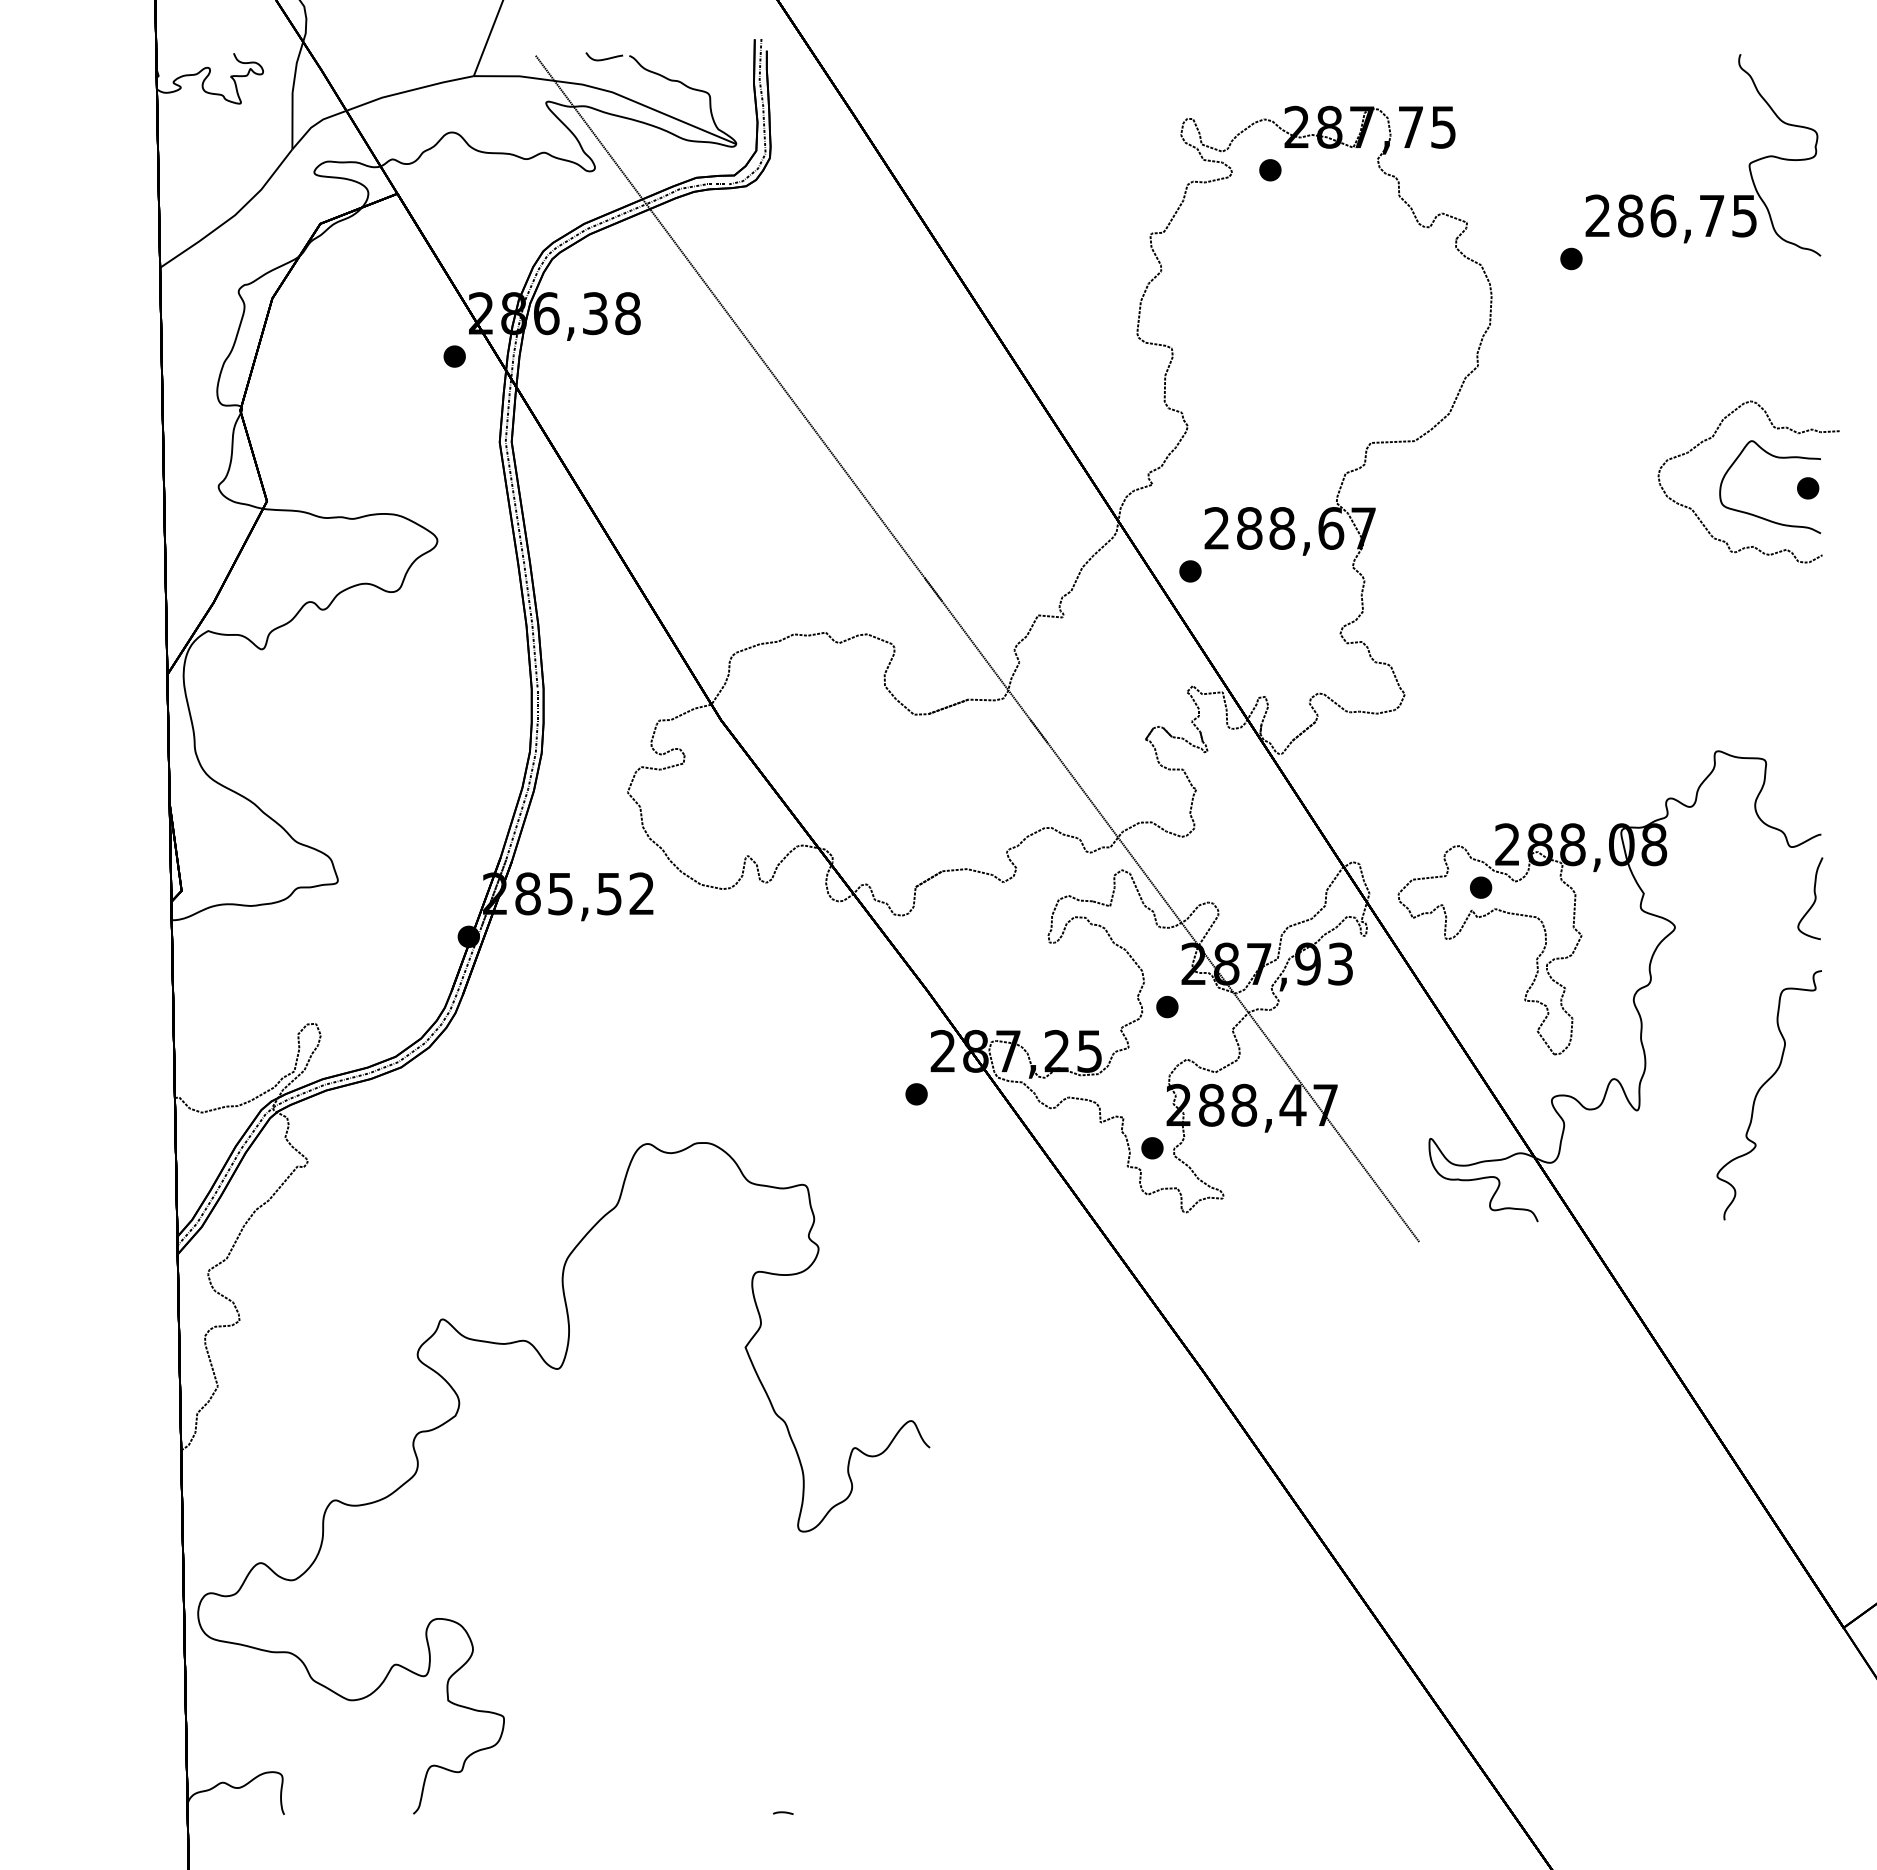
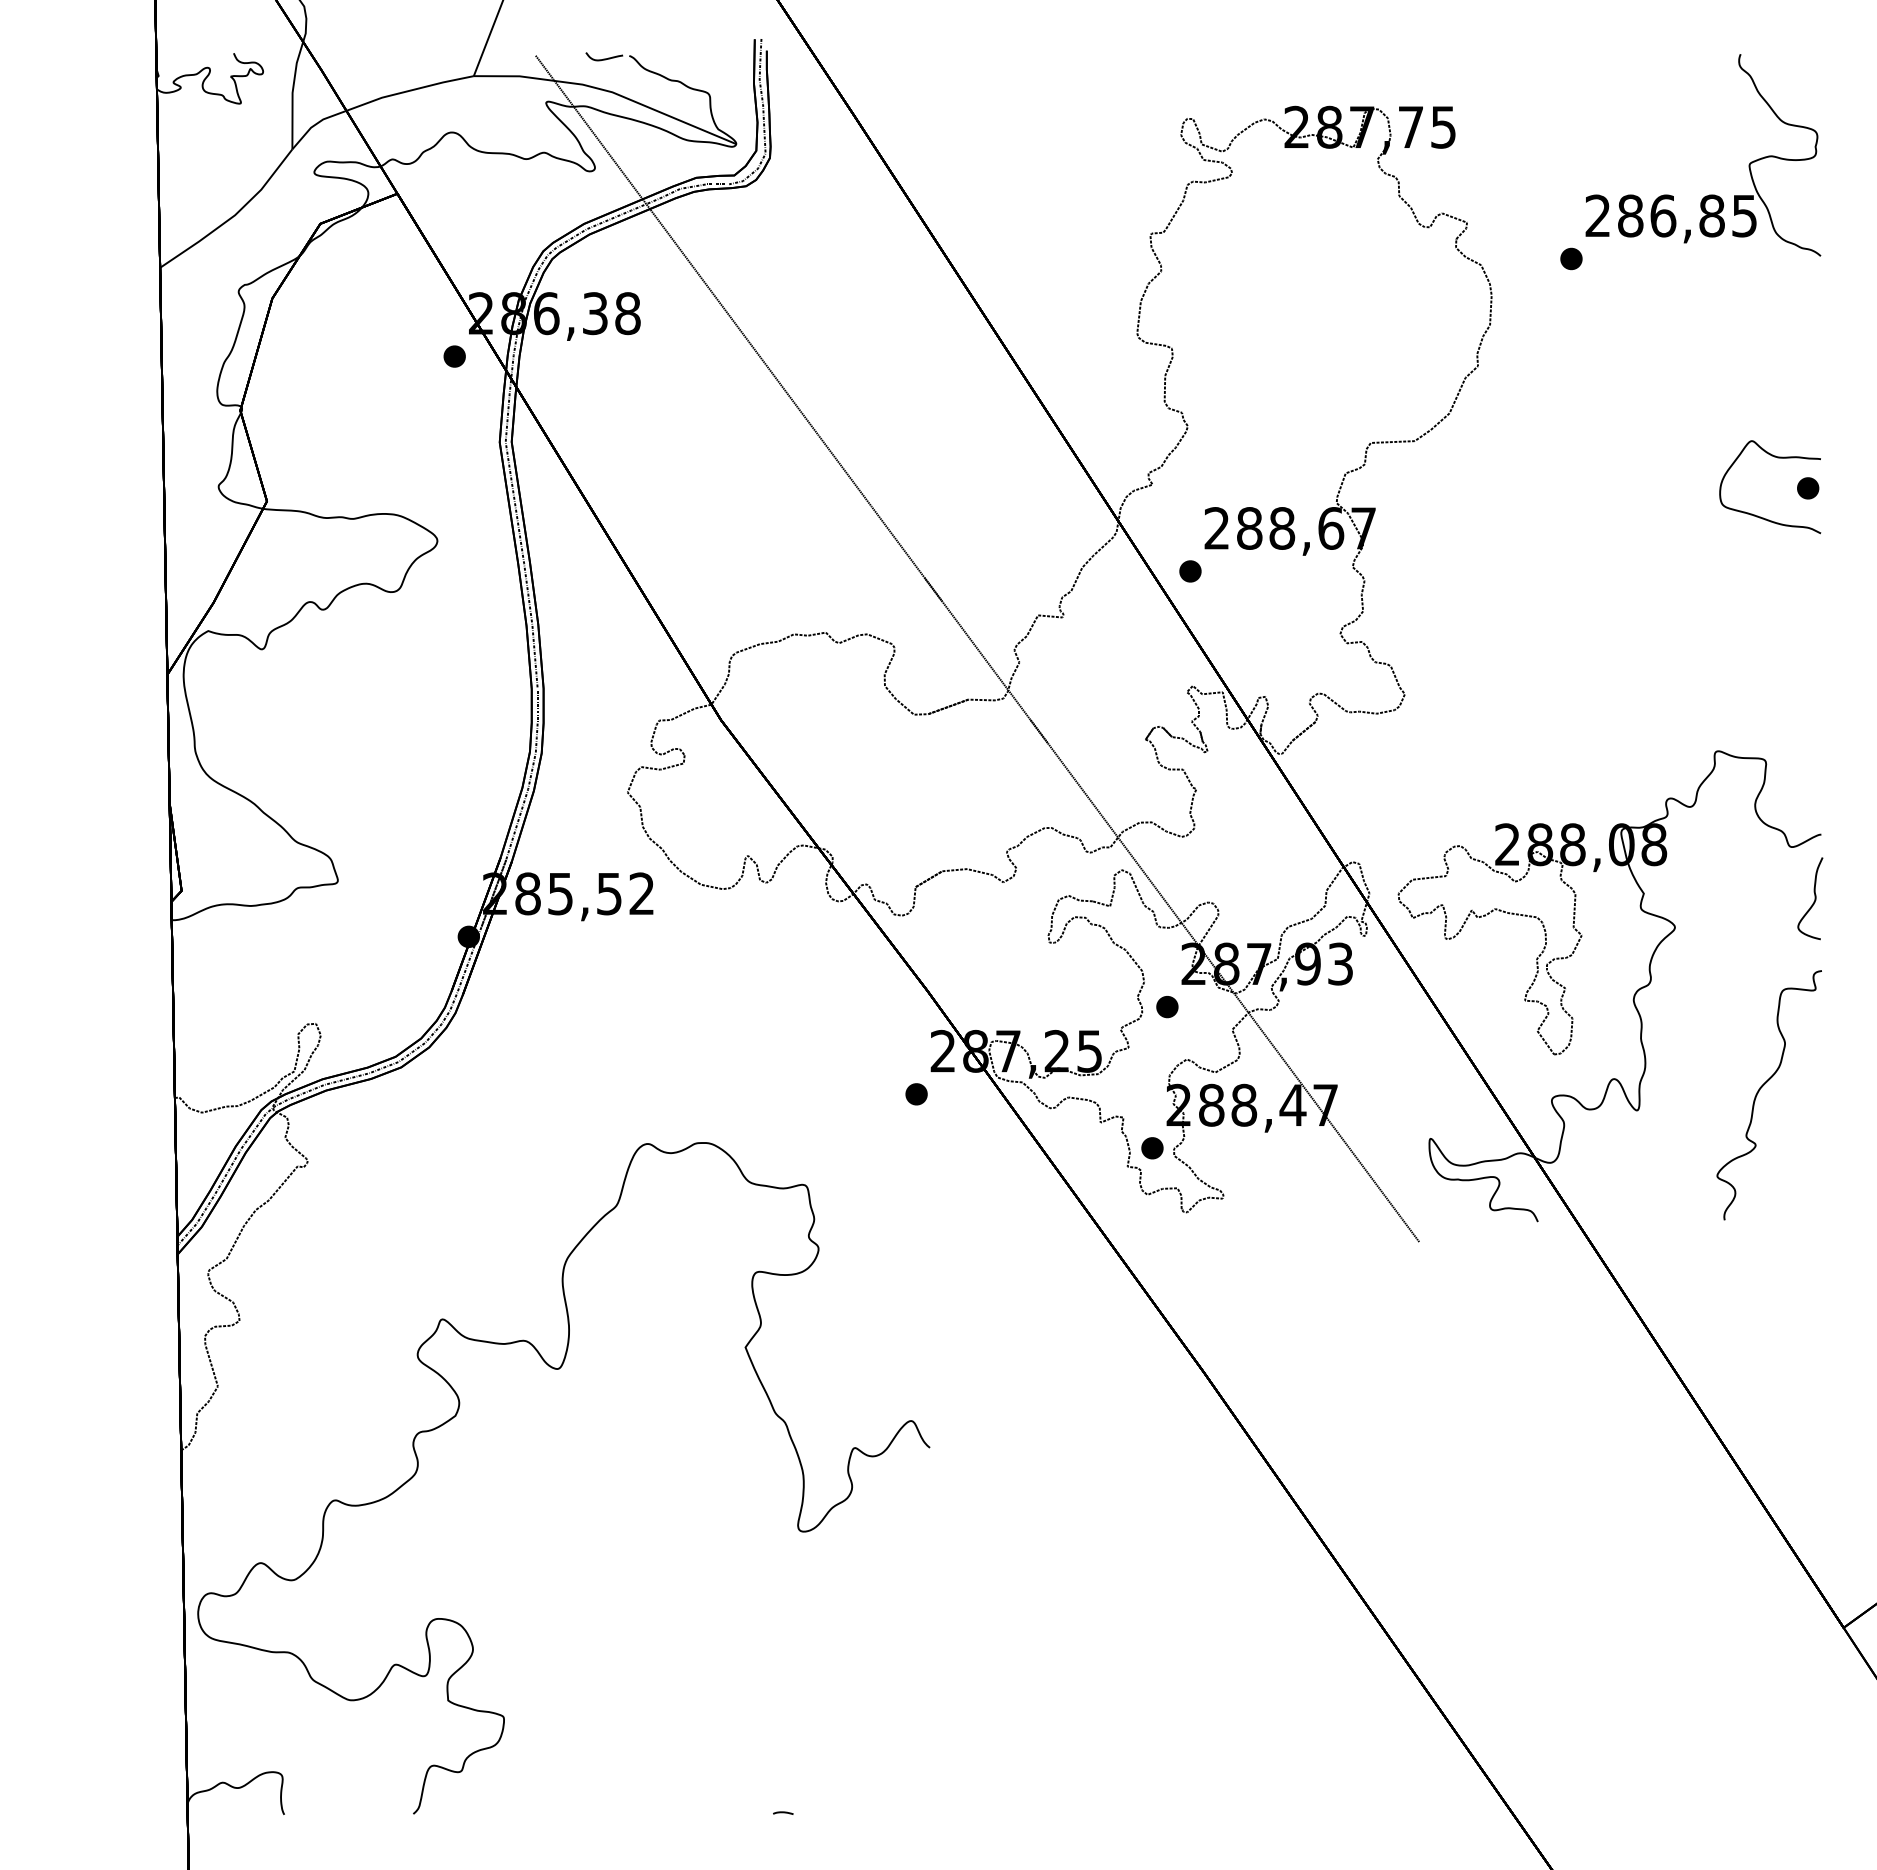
part: present -> none (1270, 170)
text: 286,75 -> 286,85 (1711, 215)
curve: present -> none (1713, 437)
part: present -> none (1481, 887)
